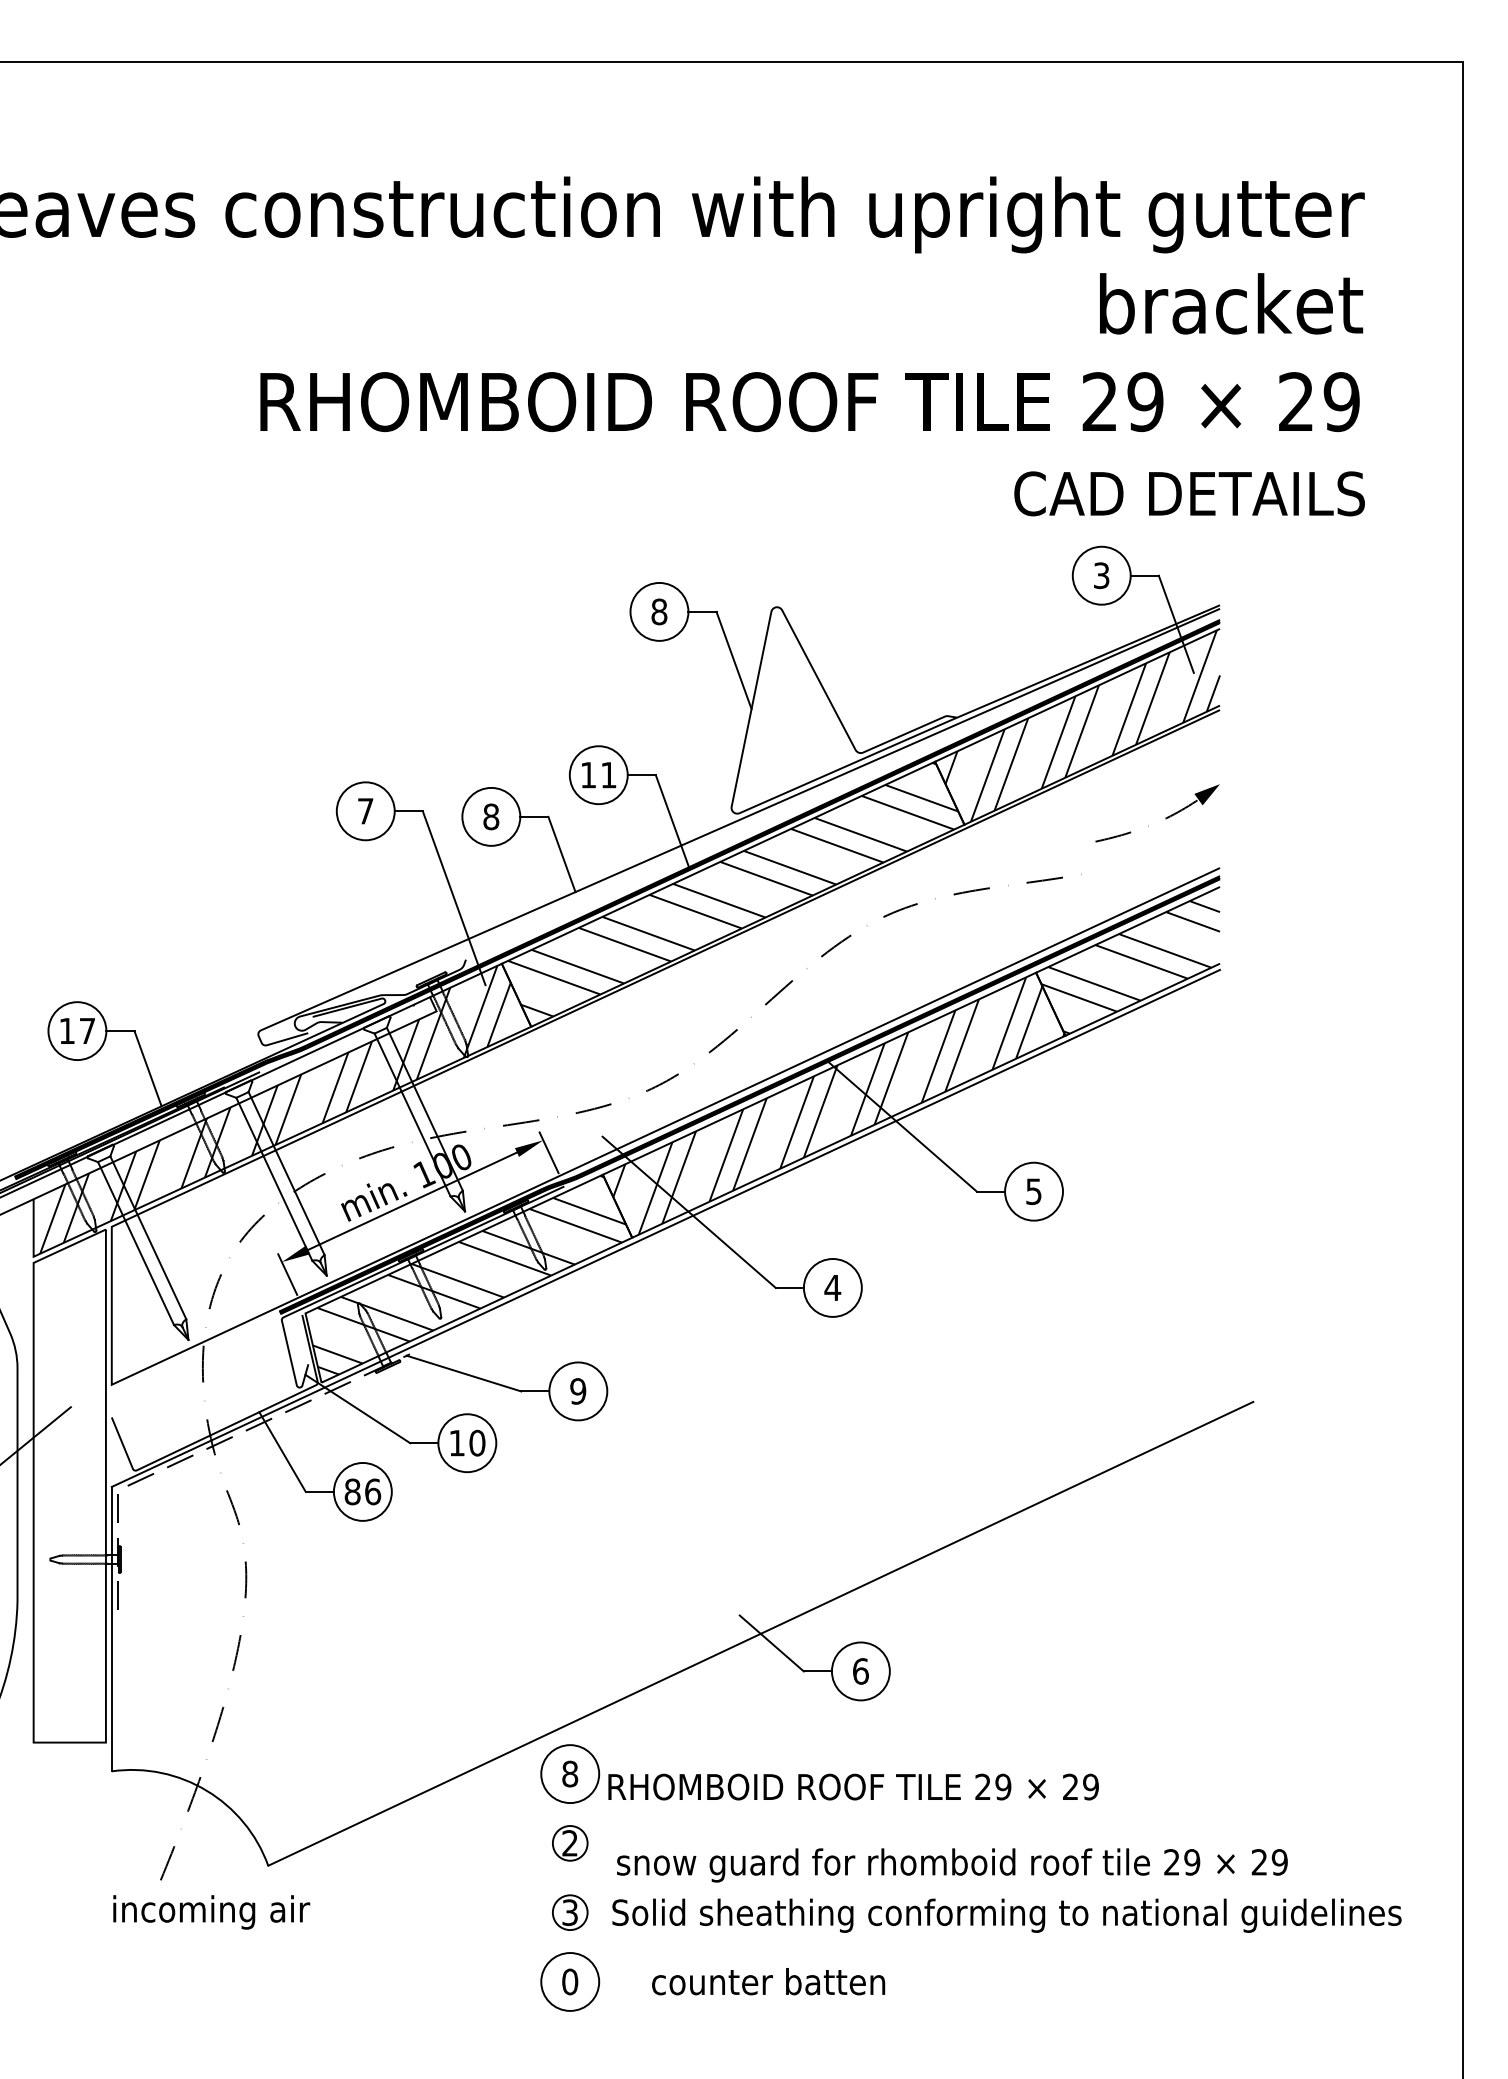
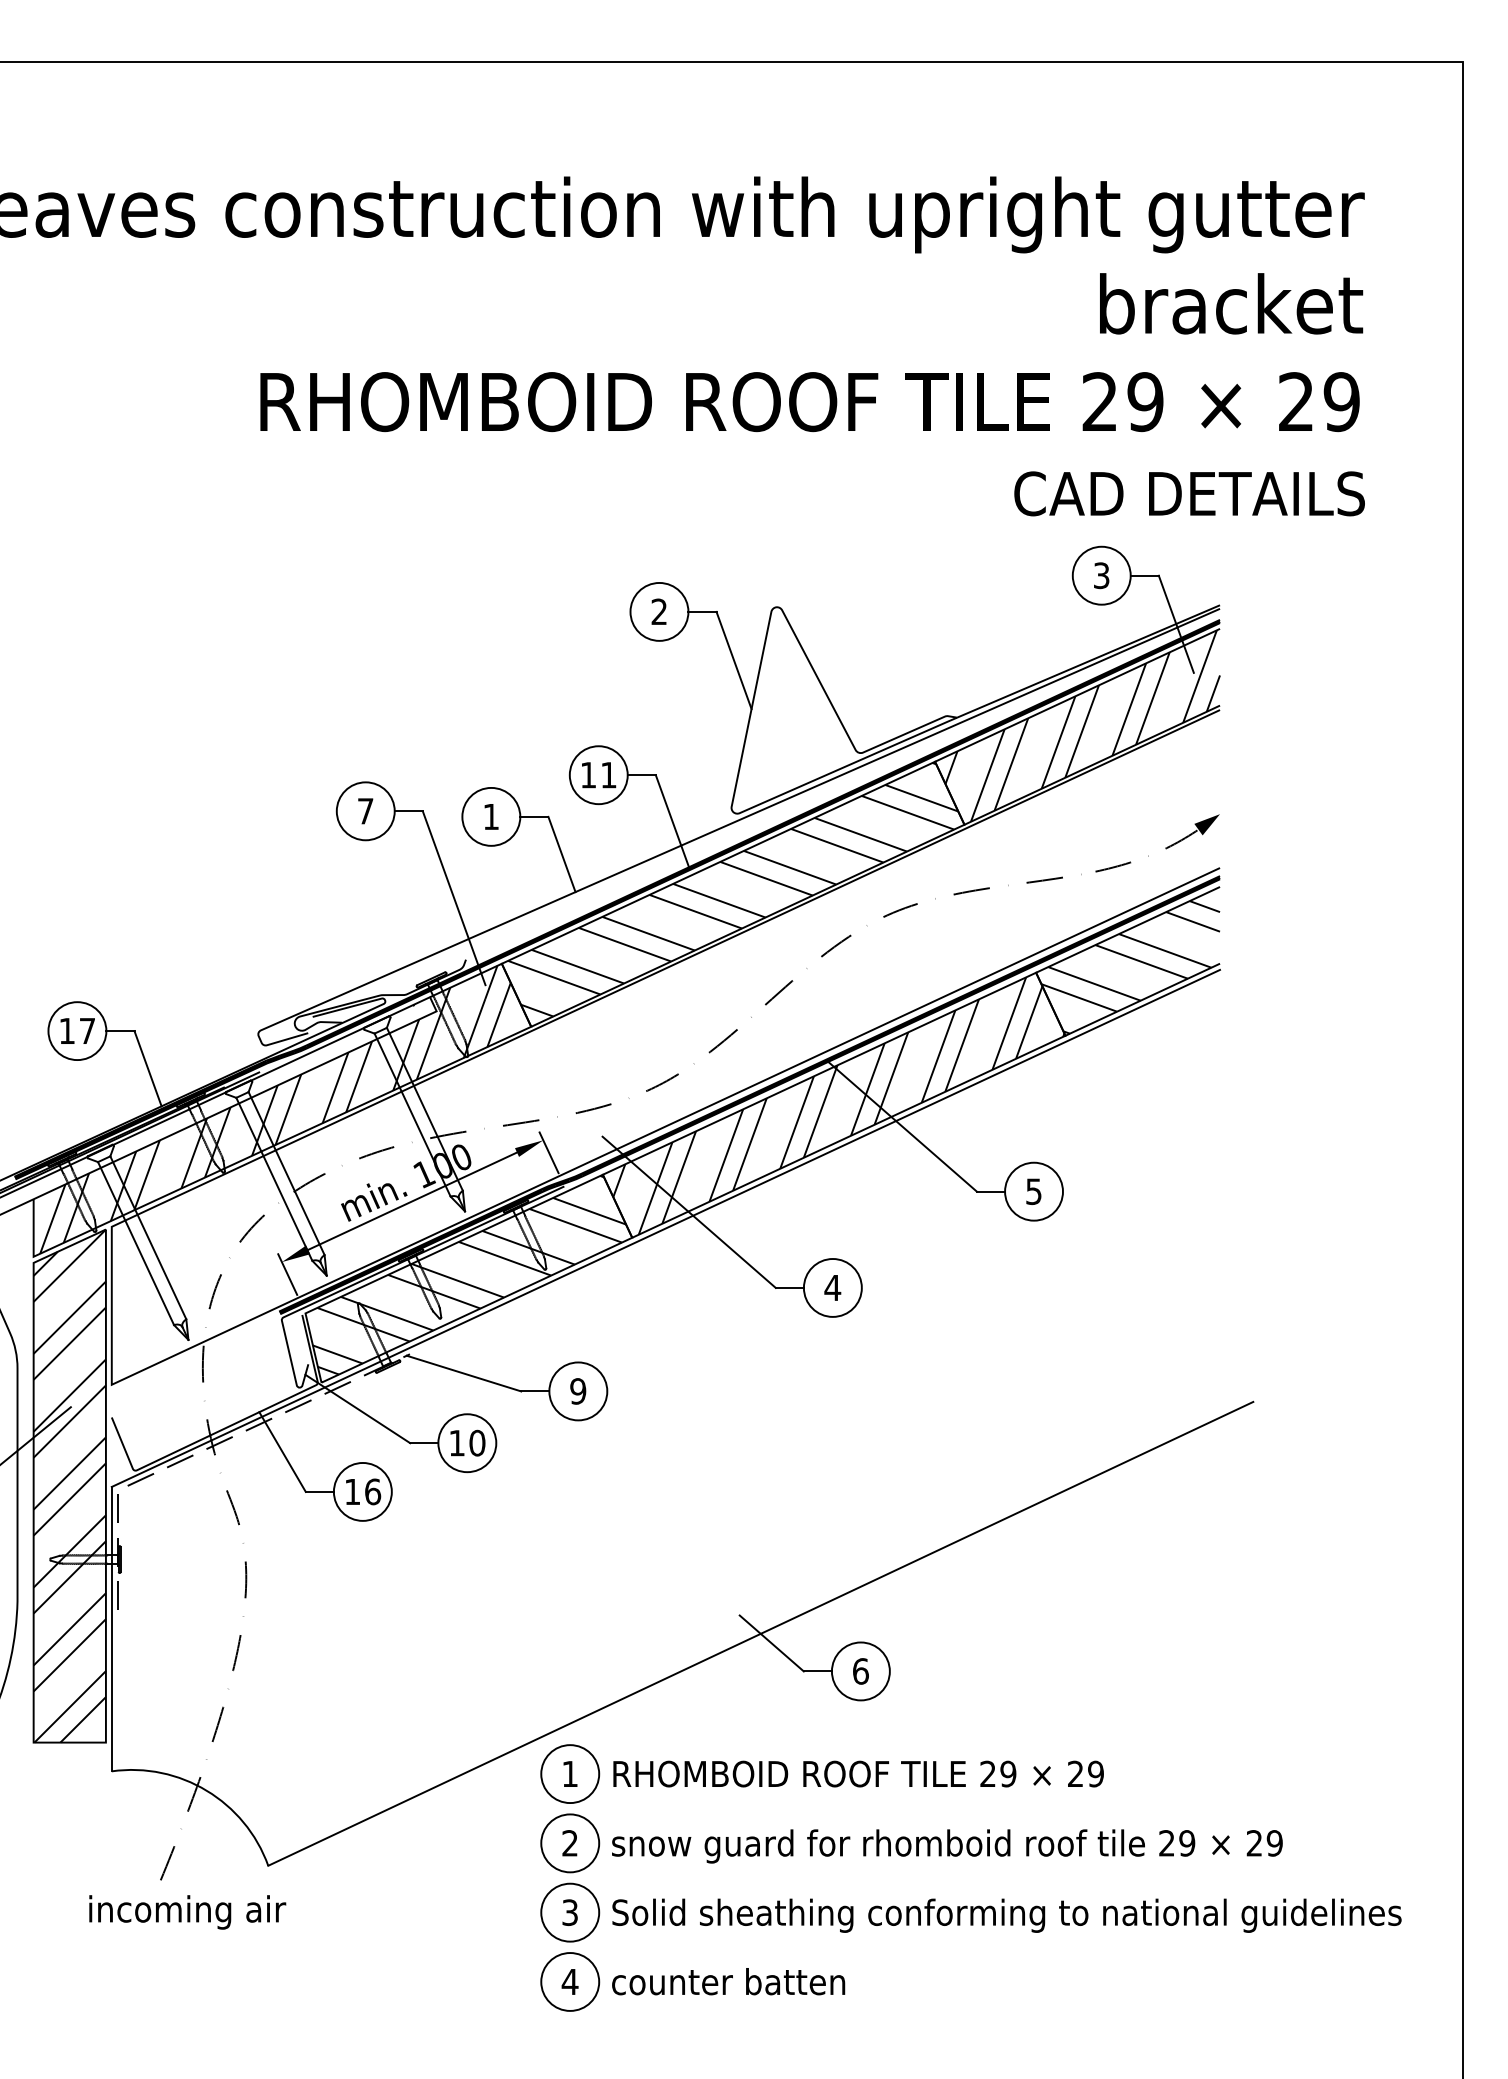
text: 8 -> 2 (659, 611)
text: 8 -> 1 (491, 816)
part position: (1165, 817) -> (1165, 847) (1165, 847)
hatch: none -> present (69, 1485)
text: 86 -> 16 (352, 1491)
text: 8 -> 1 (570, 1773)
text position: (853, 1786) -> (858, 1773) (858, 1773)
circle diameter: 35 px -> 58 px (570, 1843)
text position: (952, 1865) -> (947, 1846) (947, 1846)
text position: (211, 1912) -> (187, 1912) (187, 1912)
circle diameter: 35 px -> 58 px (570, 1912)
text: 0 -> 4 (569, 1981)
text position: (768, 1981) -> (728, 1981) (728, 1981)
